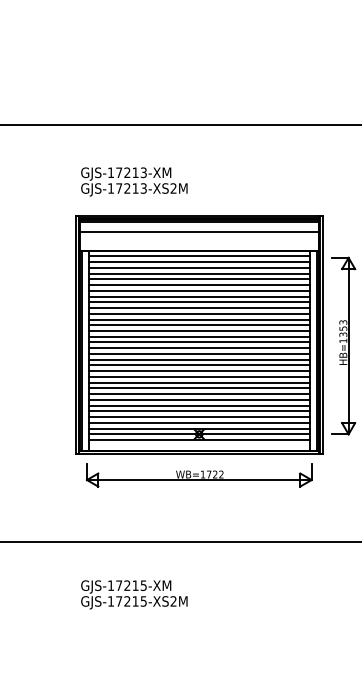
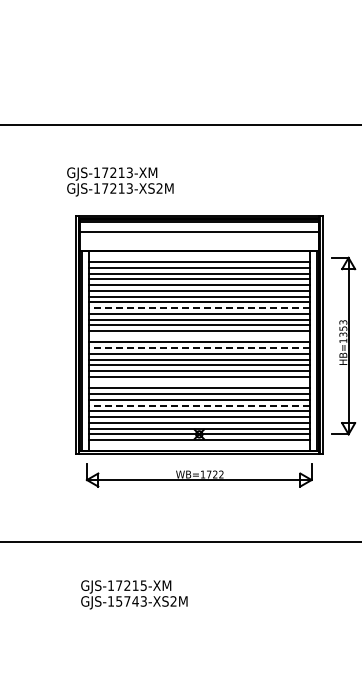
text position: (134, 181) -> (120, 181) (120, 181)
line: present -> none (199, 256)
line: solid -> dashed (198, 308)
line: present -> none (199, 336)
line: solid -> dashed (198, 348)
line: present -> none (199, 382)
line: solid -> dashed (198, 405)
text: GJS-17215-XS2M -> GJS-15743-XS2M (131, 601)
